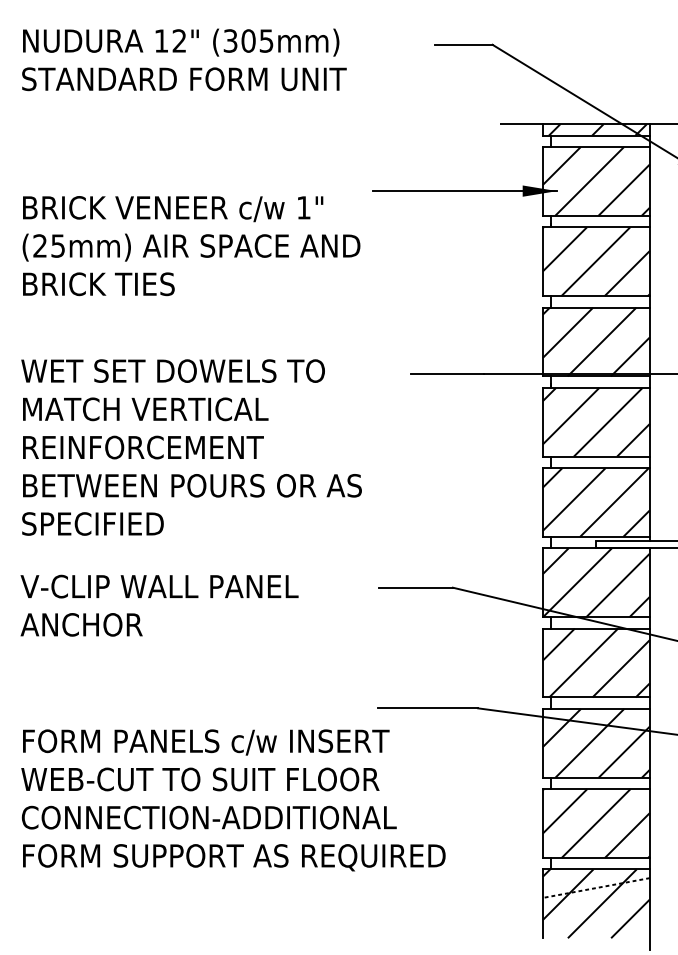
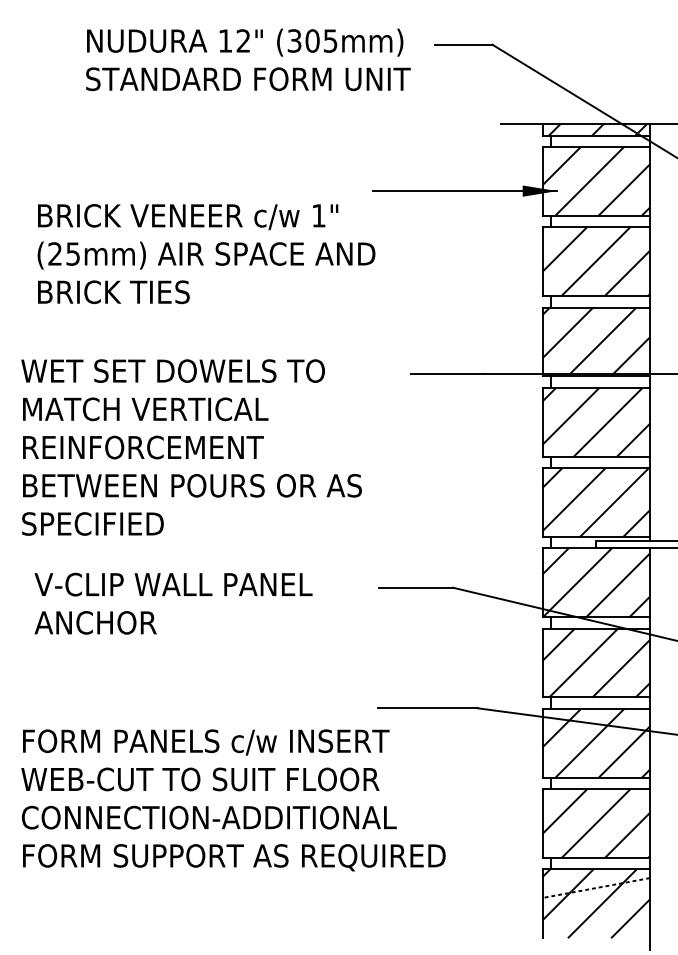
text position: (184, 59) -> (248, 59) (248, 59)
text position: (191, 246) -> (206, 254) (206, 254)
text position: (159, 605) -> (173, 603) (173, 603)
